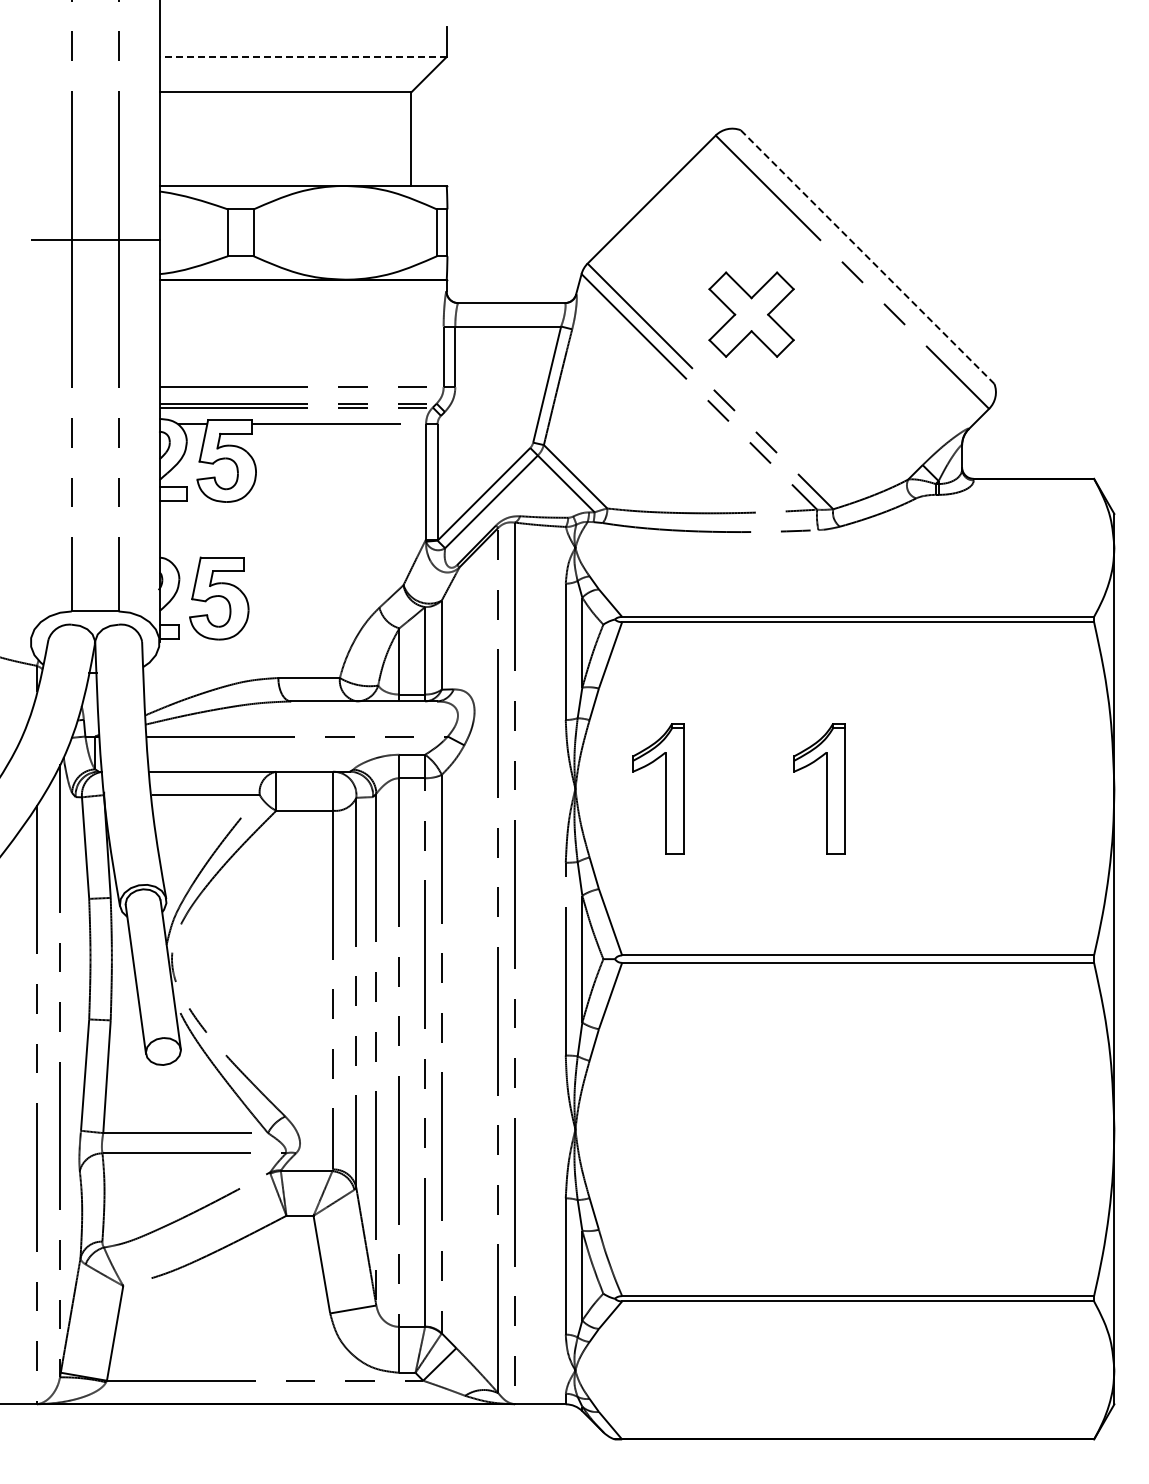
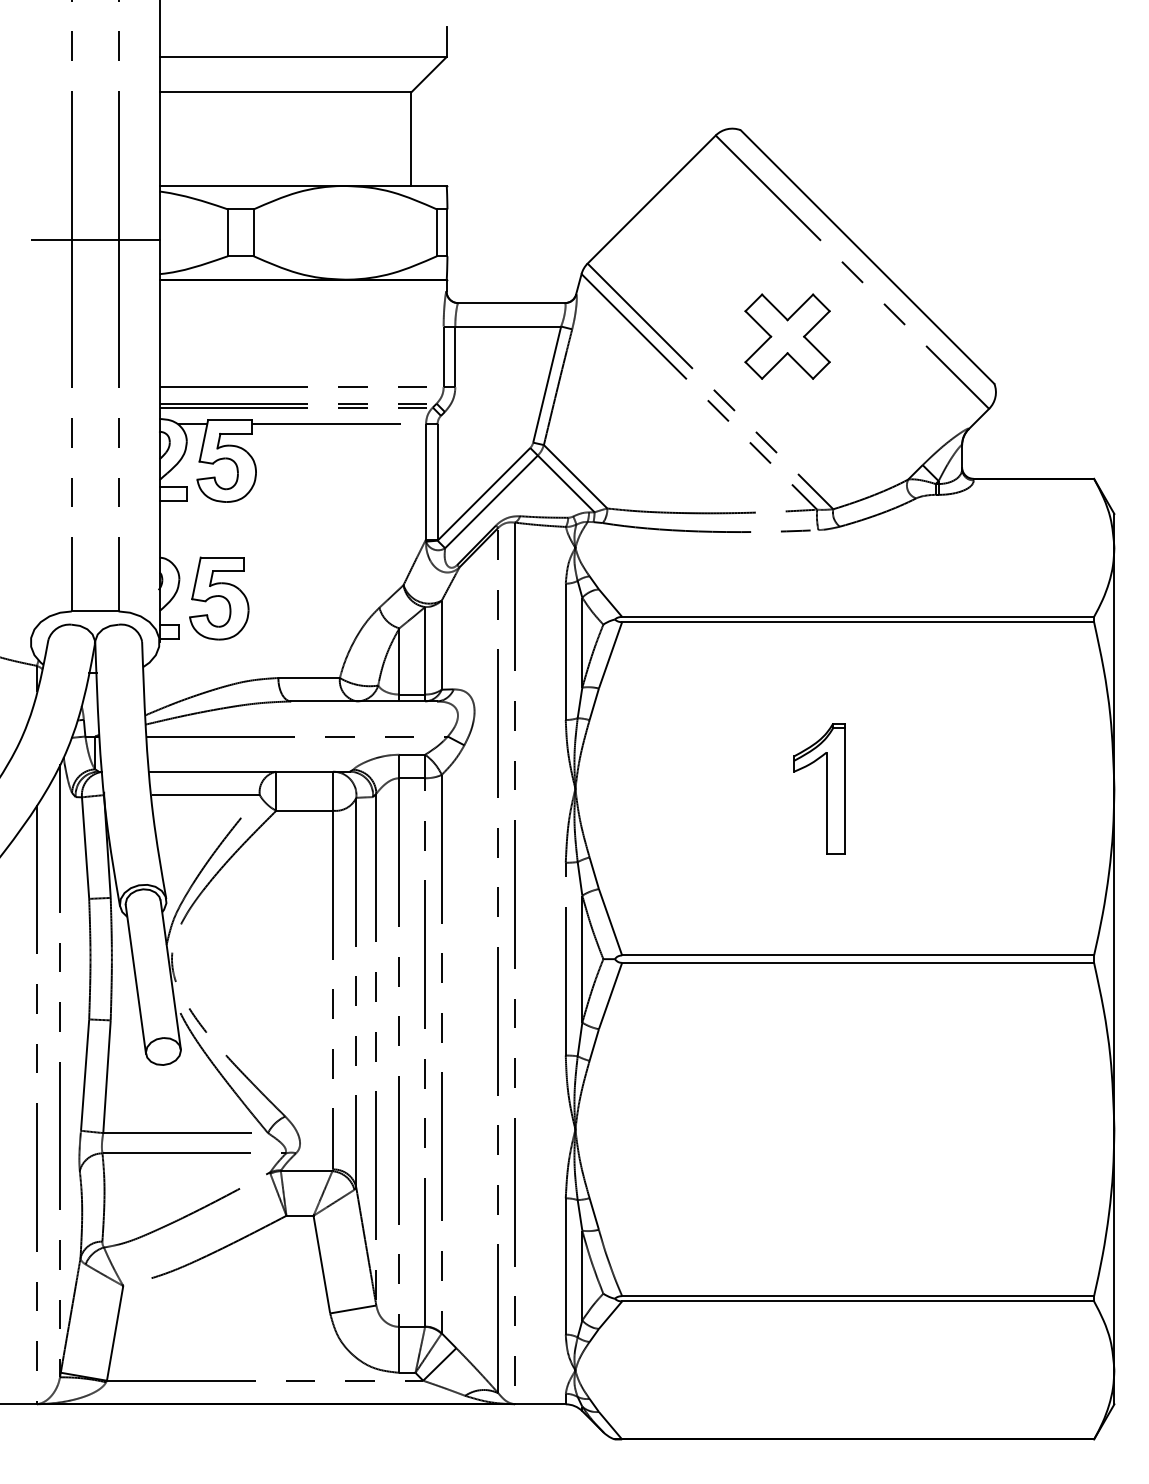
line: dashed -> solid (303, 57)
line: dashed -> solid (867, 257)
part position: (751, 314) -> (787, 336) (787, 336)
part: present -> none (665, 788)
